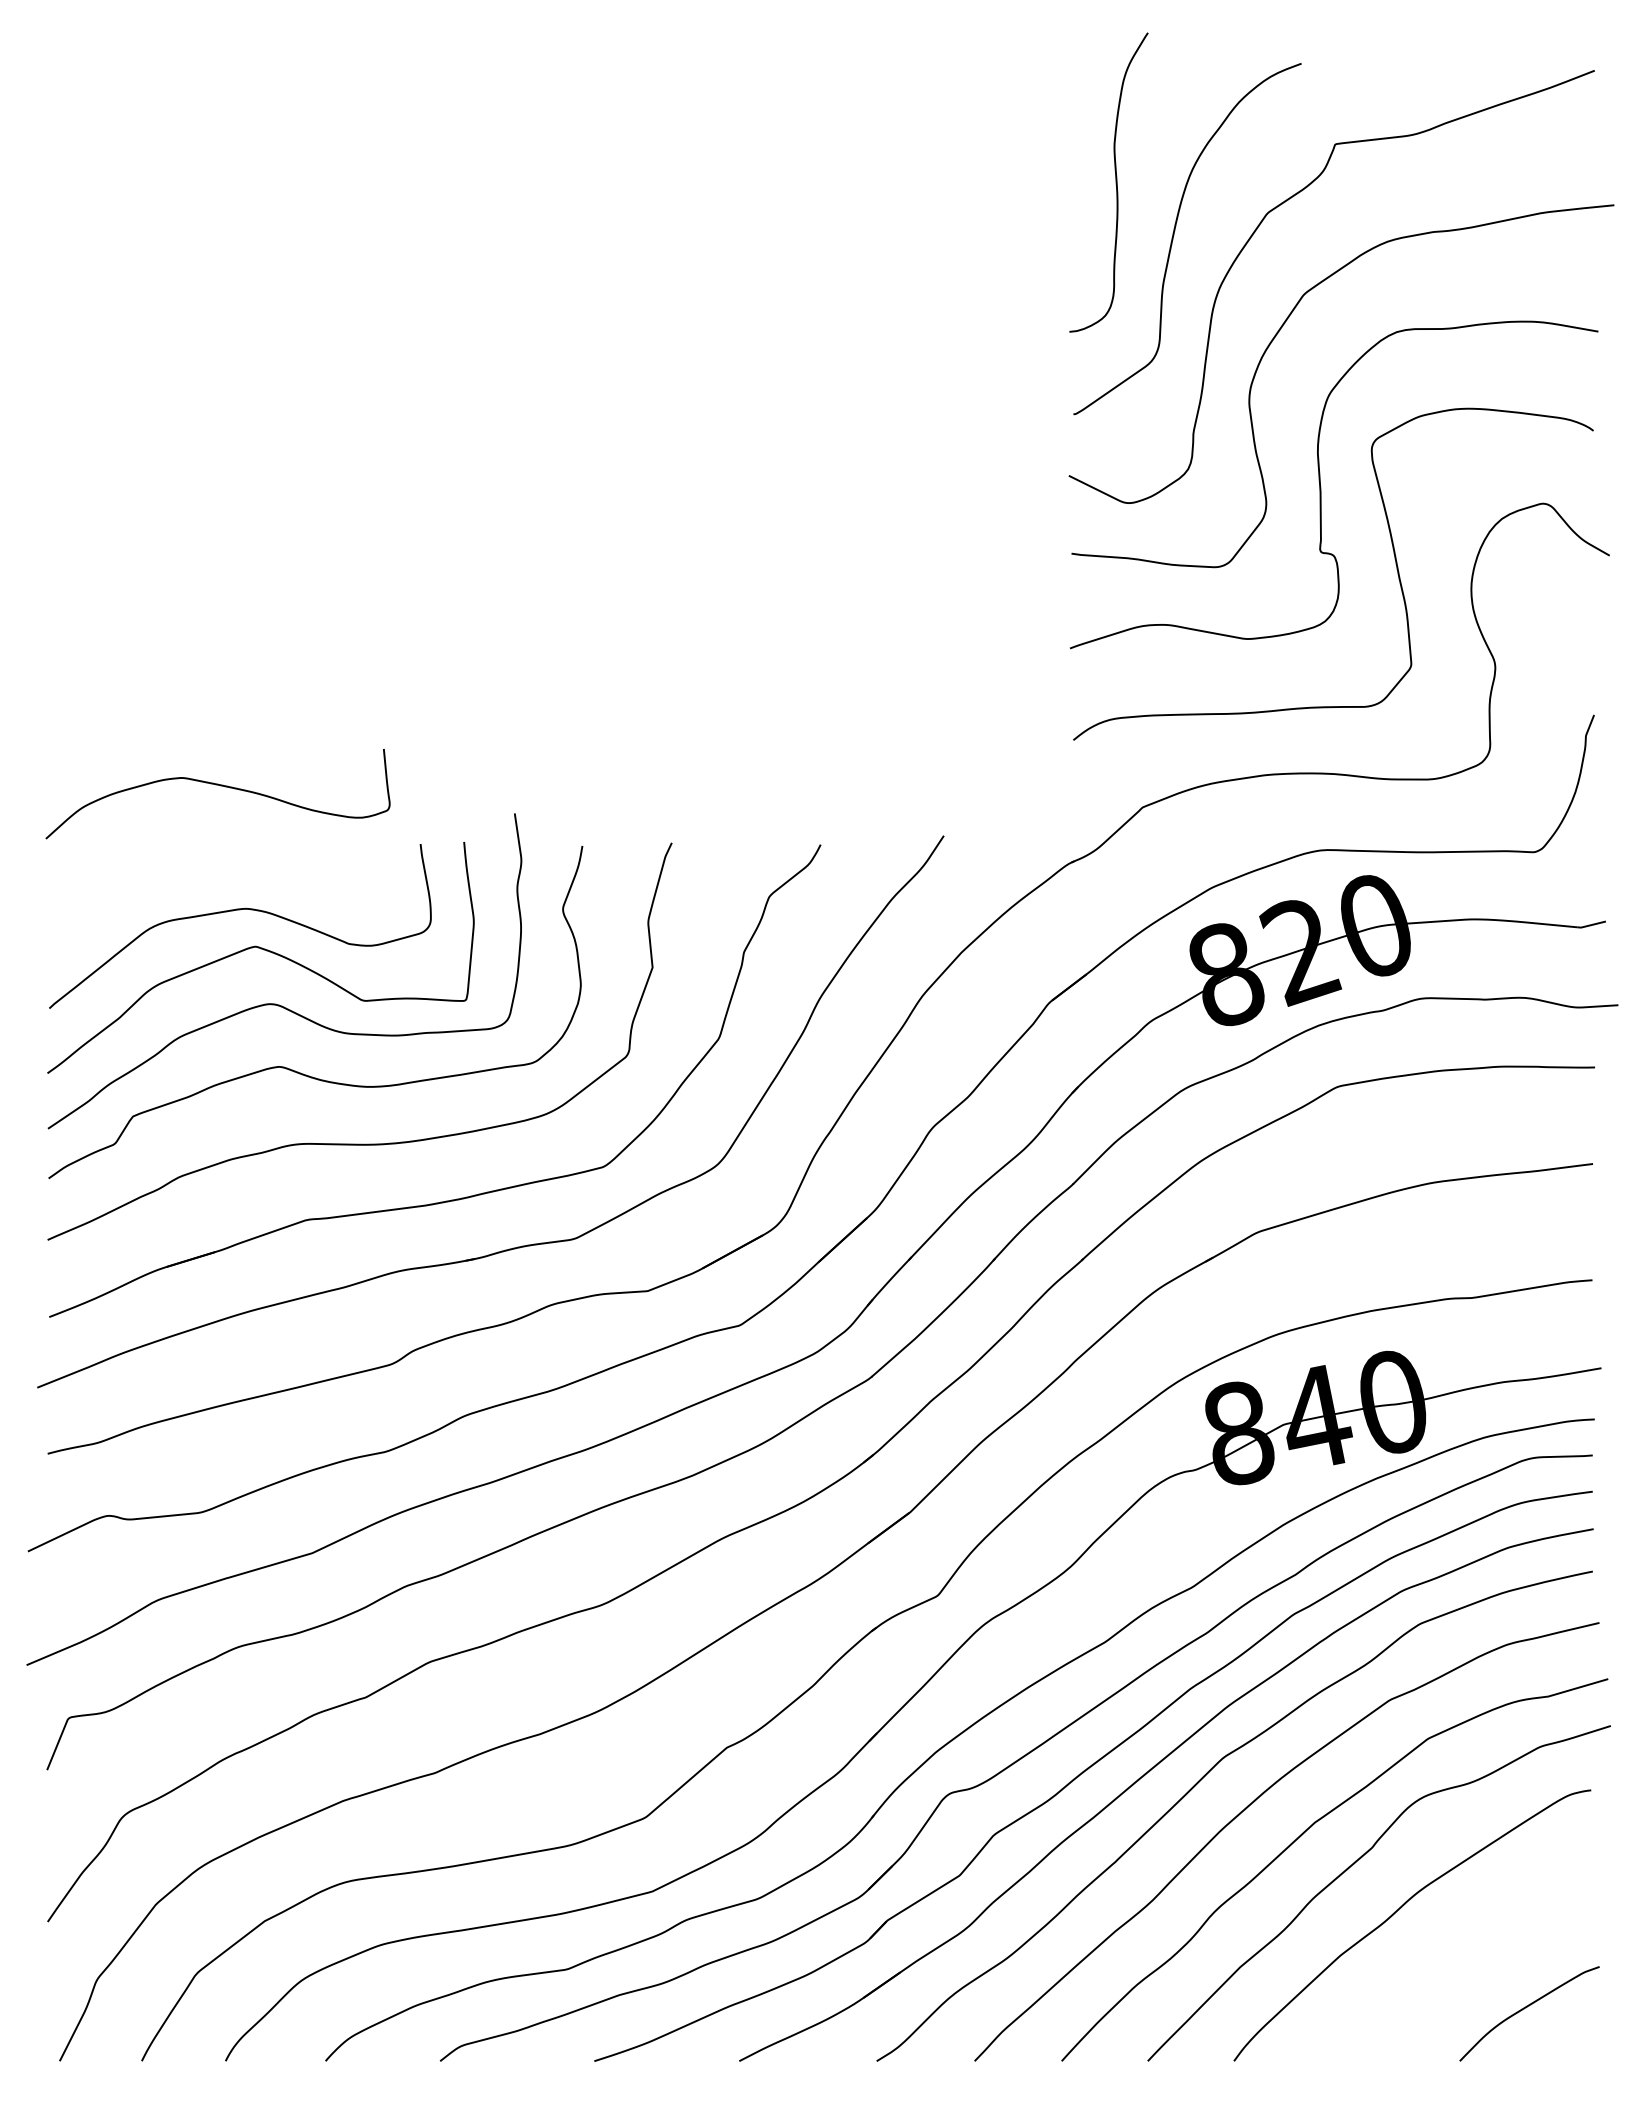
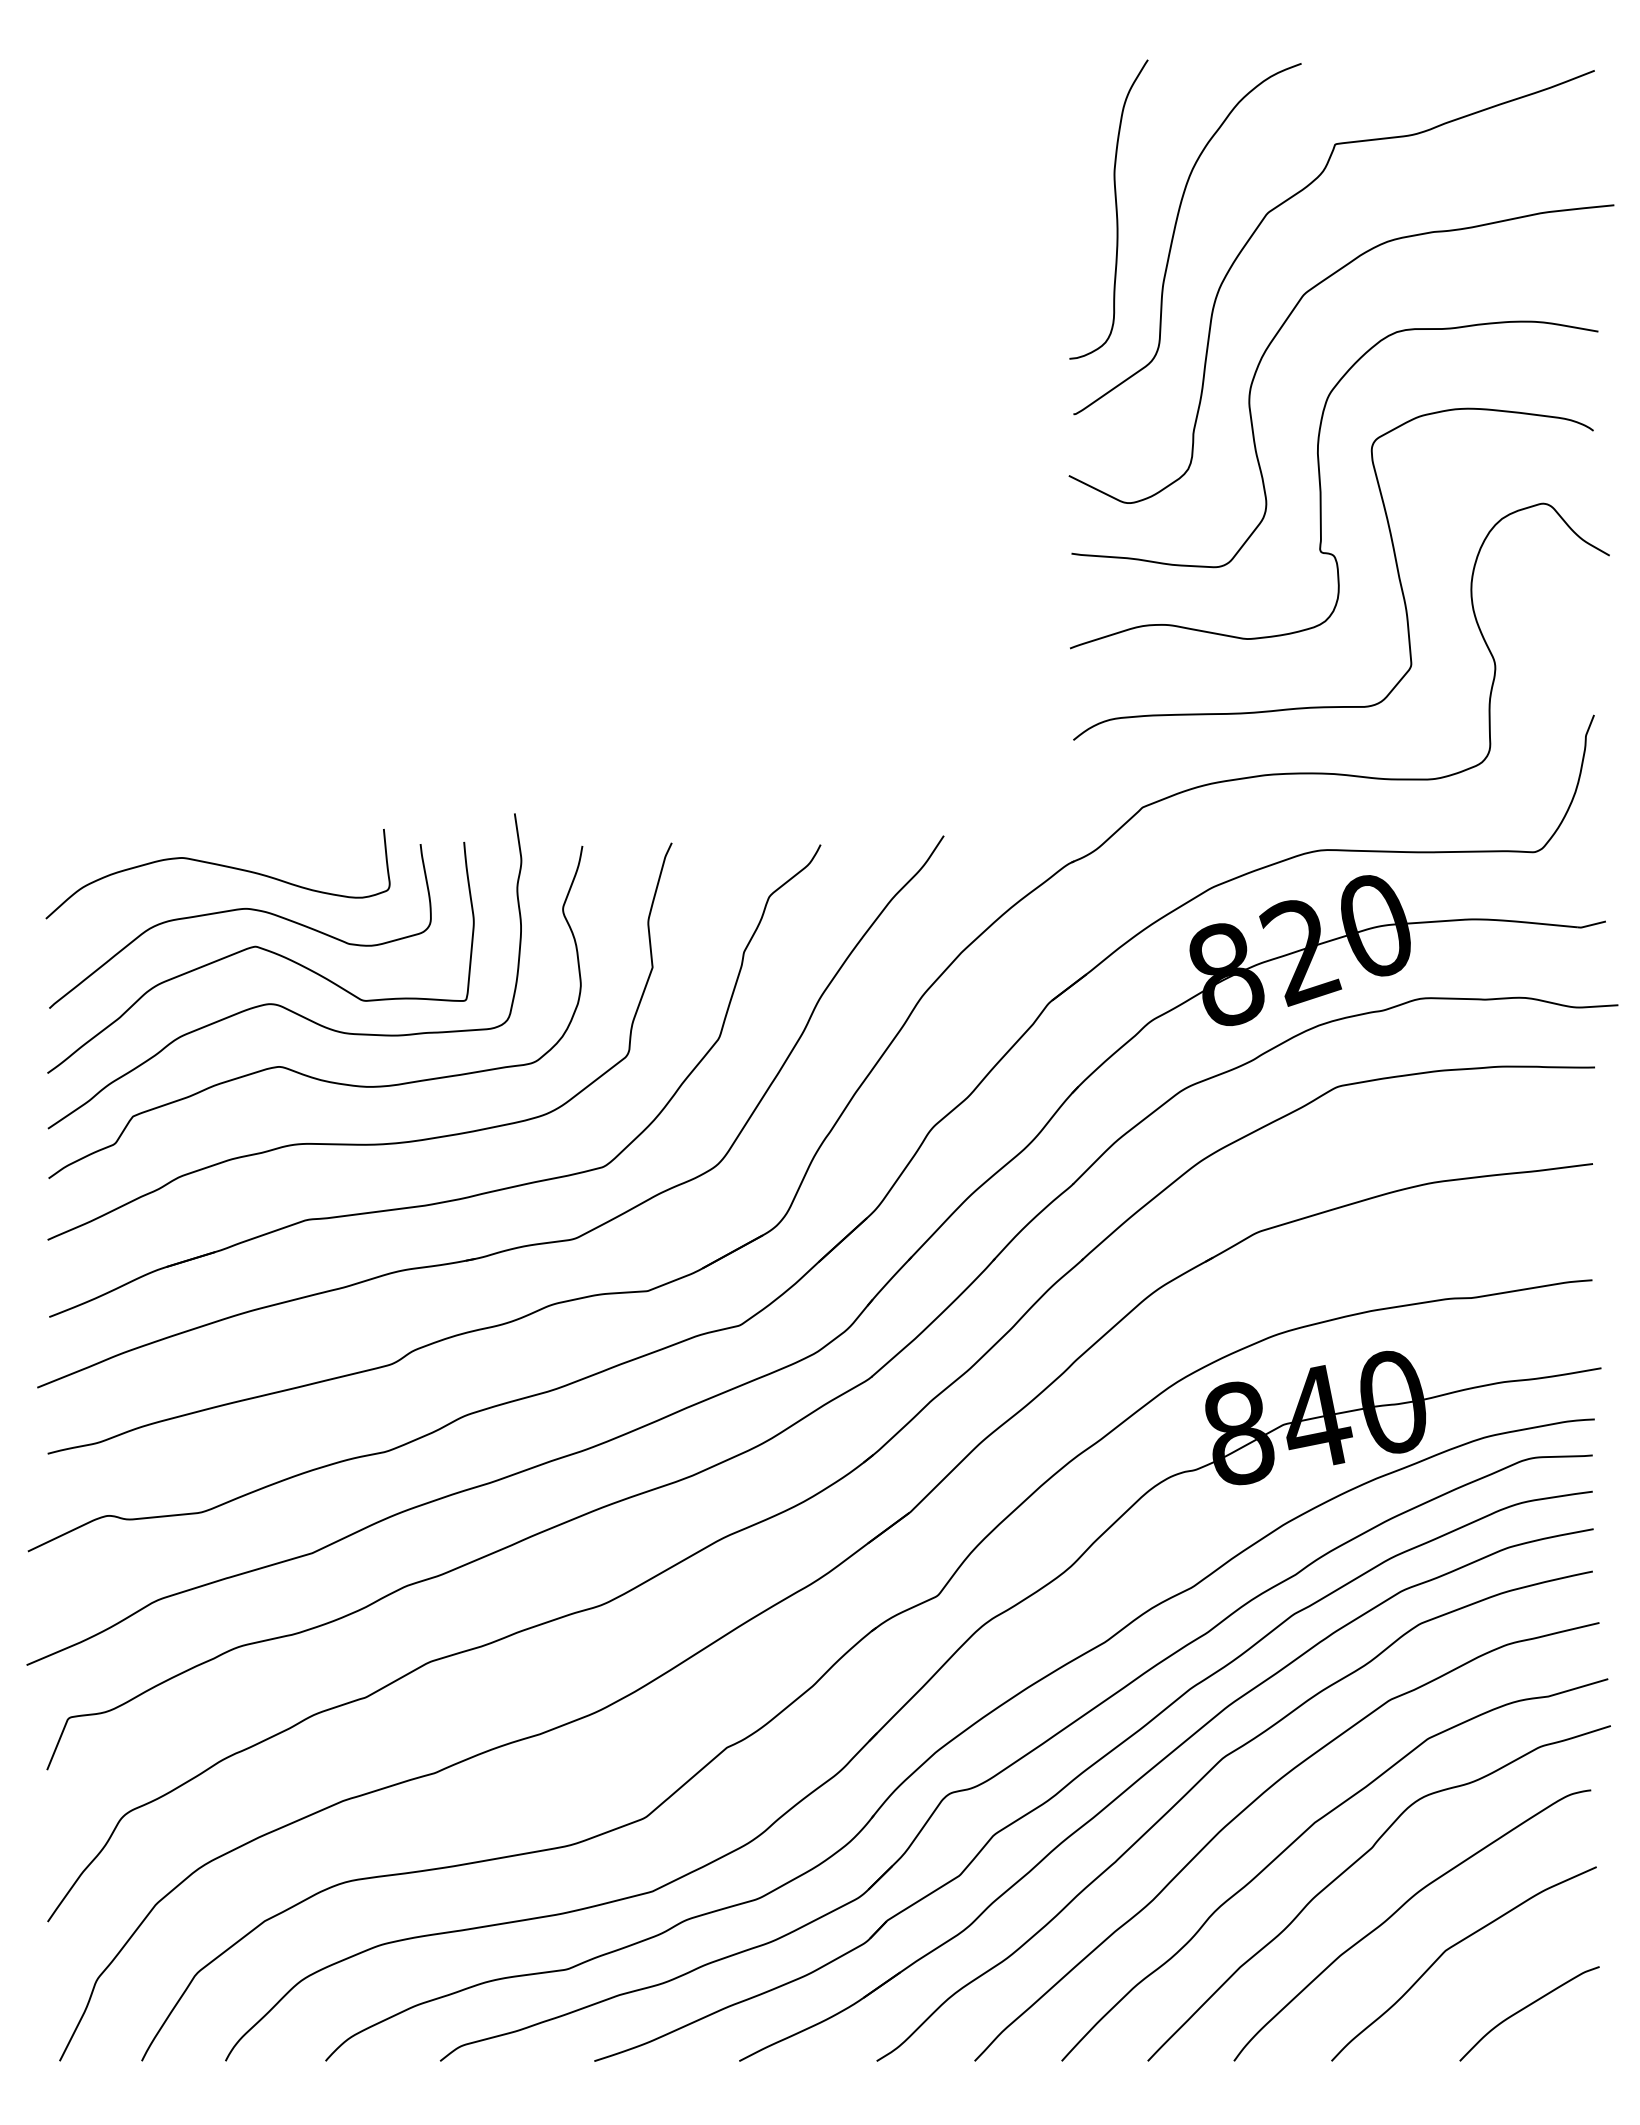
curve position: (1115, 182) -> (1115, 209) (1115, 209)
curve position: (220, 786) -> (220, 866) (220, 866)
curve: none -> present (1451, 1948)
